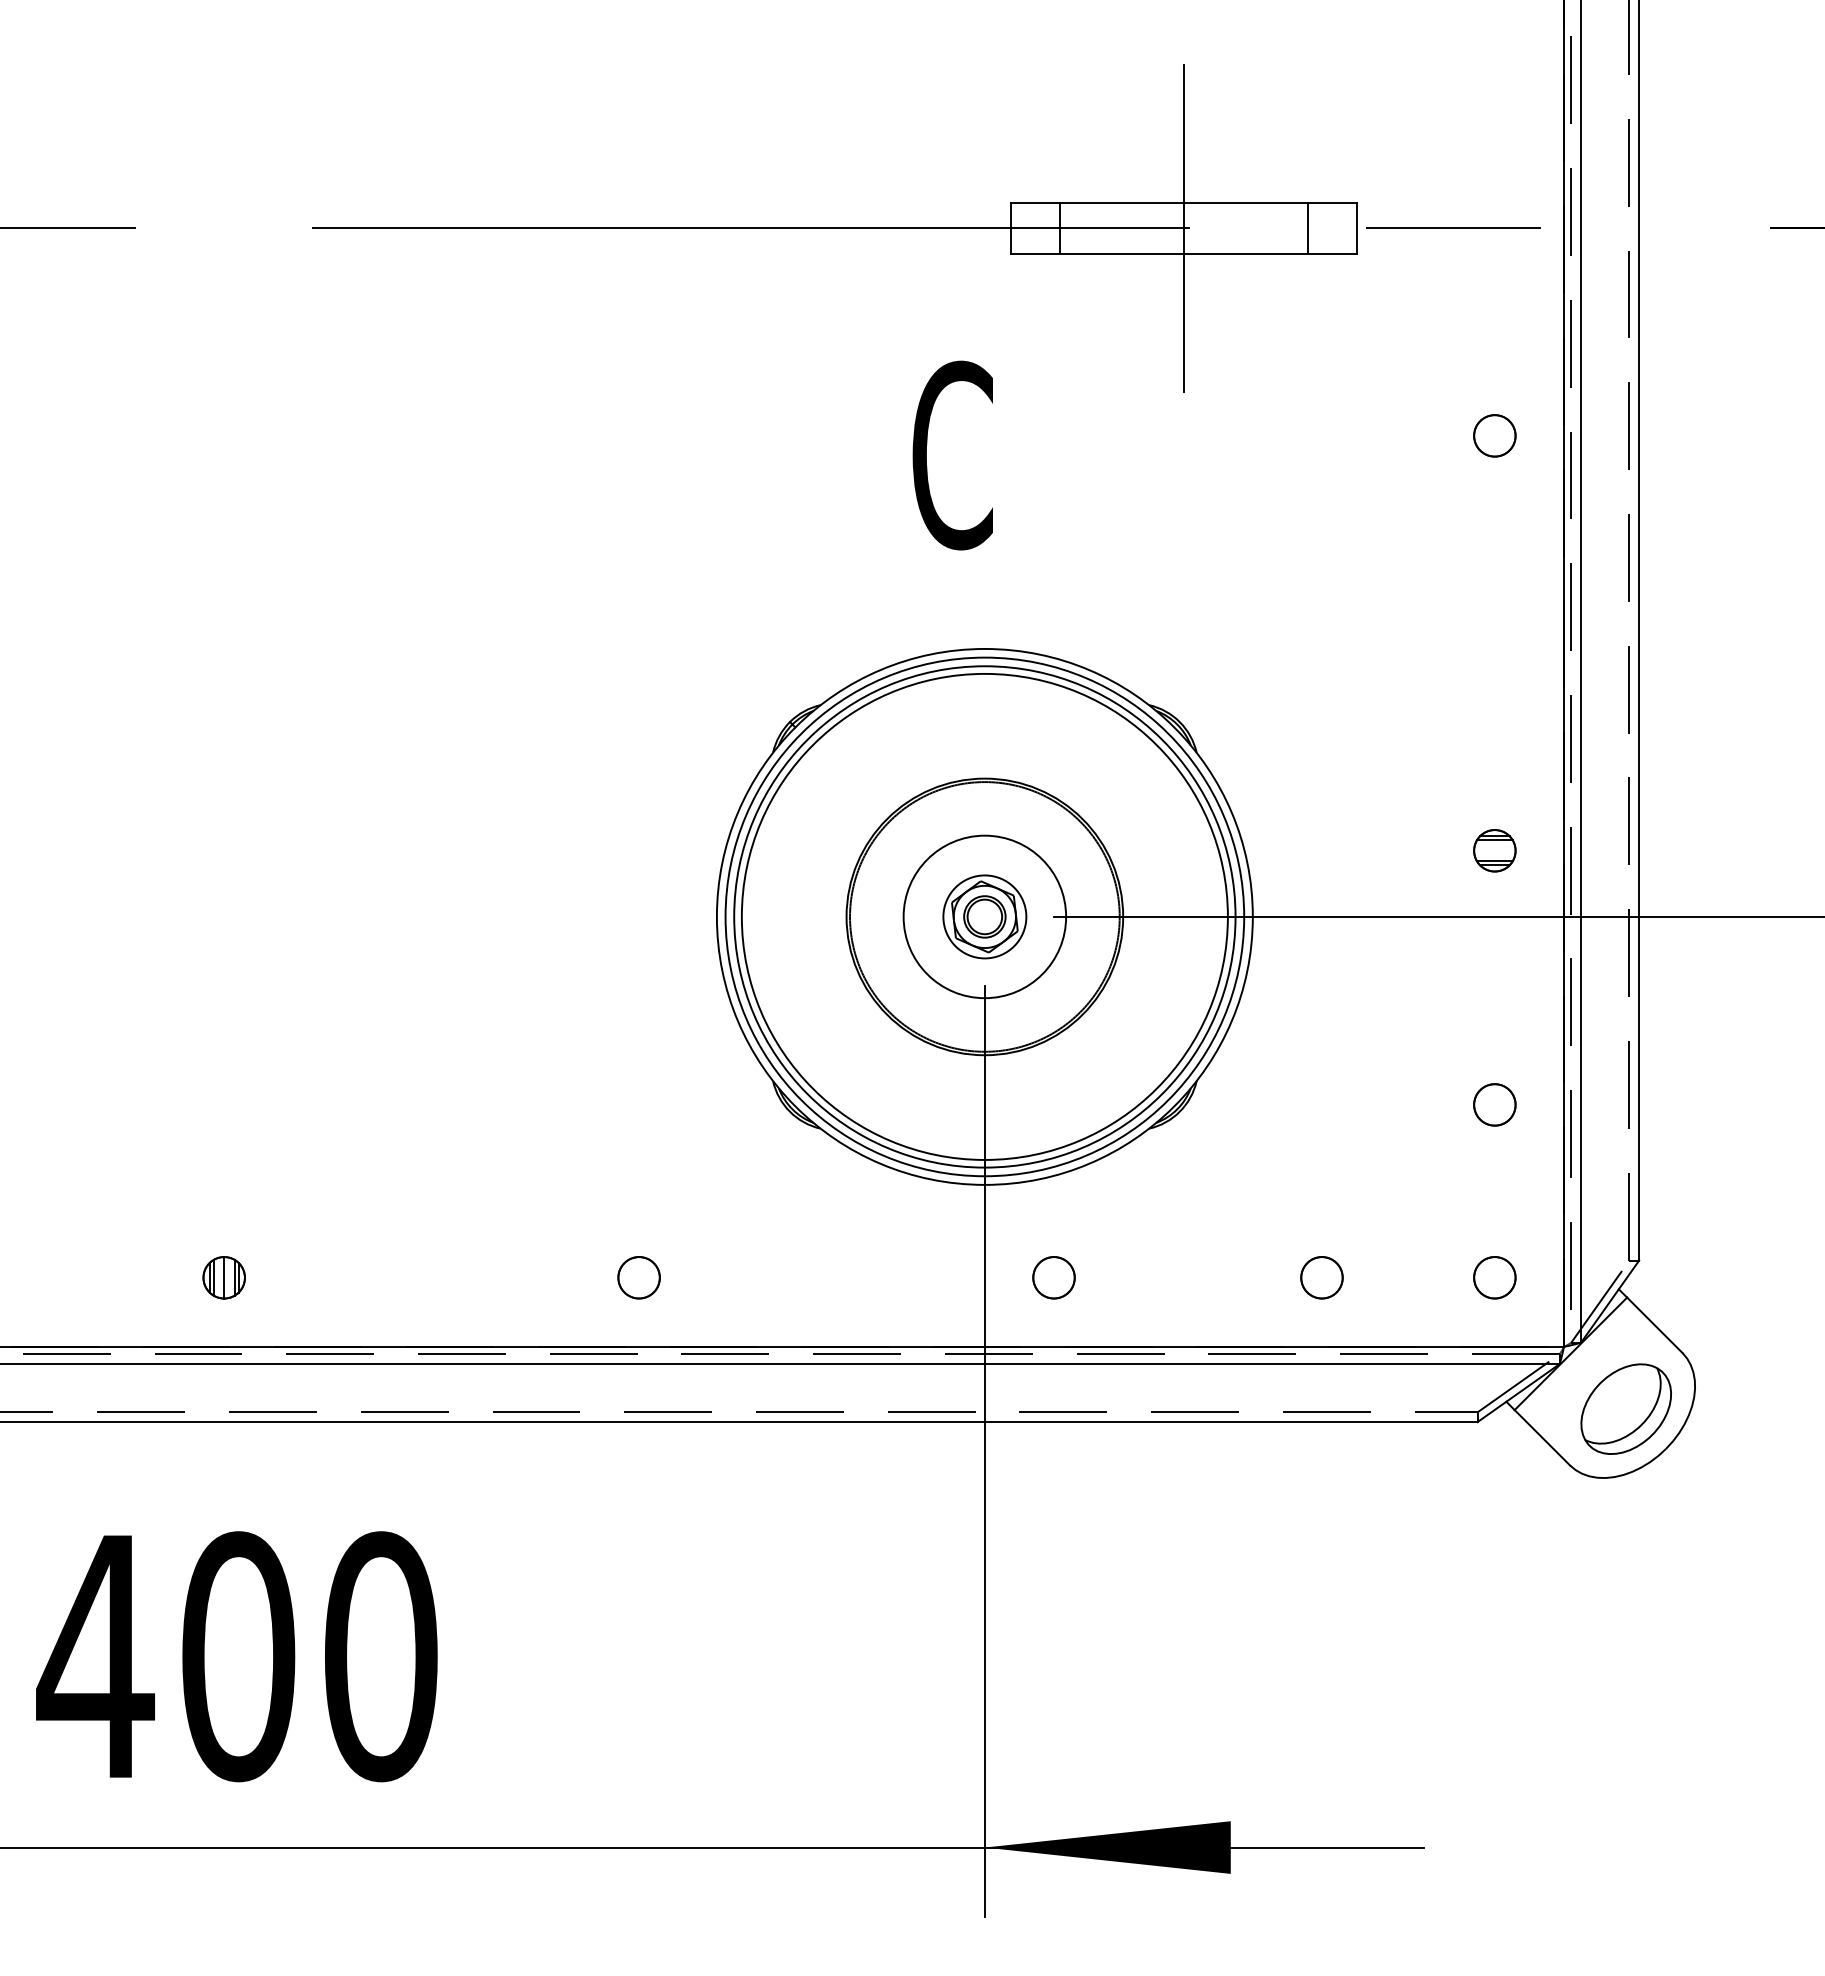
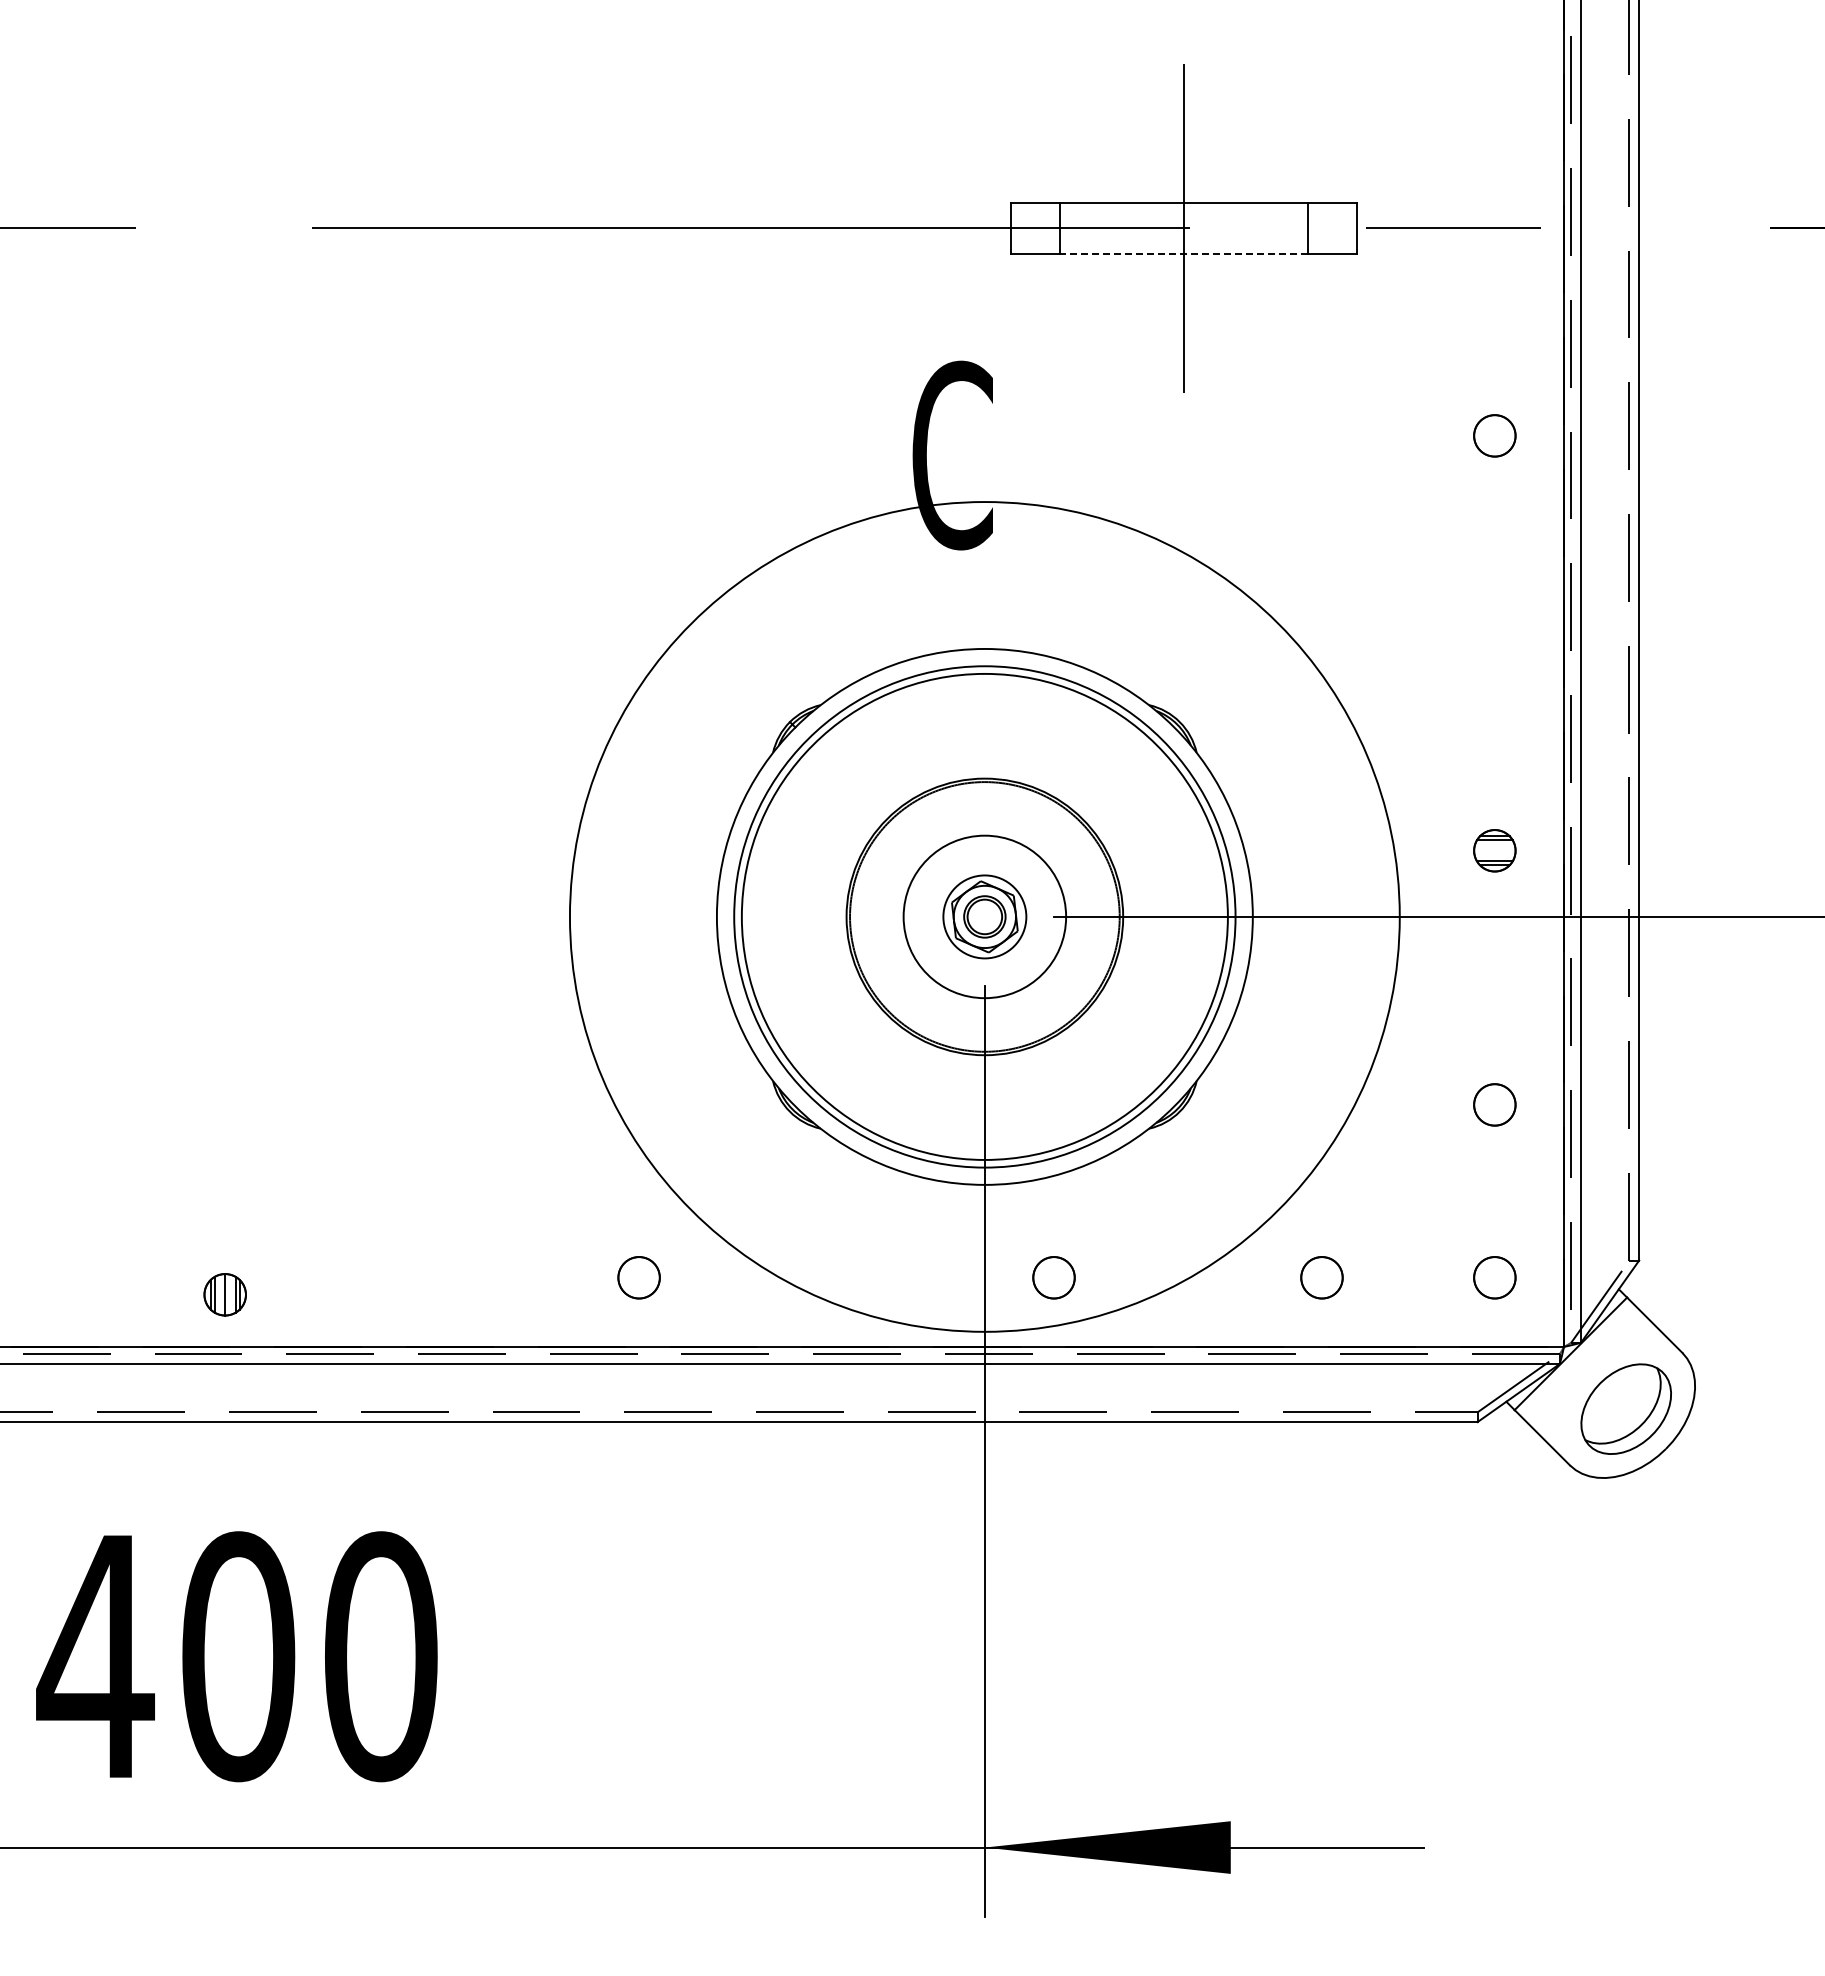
line: solid -> dashed (1183, 254)
circle diameter: 519 px -> 830 px (984, 916)
part position: (223, 1277) -> (224, 1294) (224, 1294)
